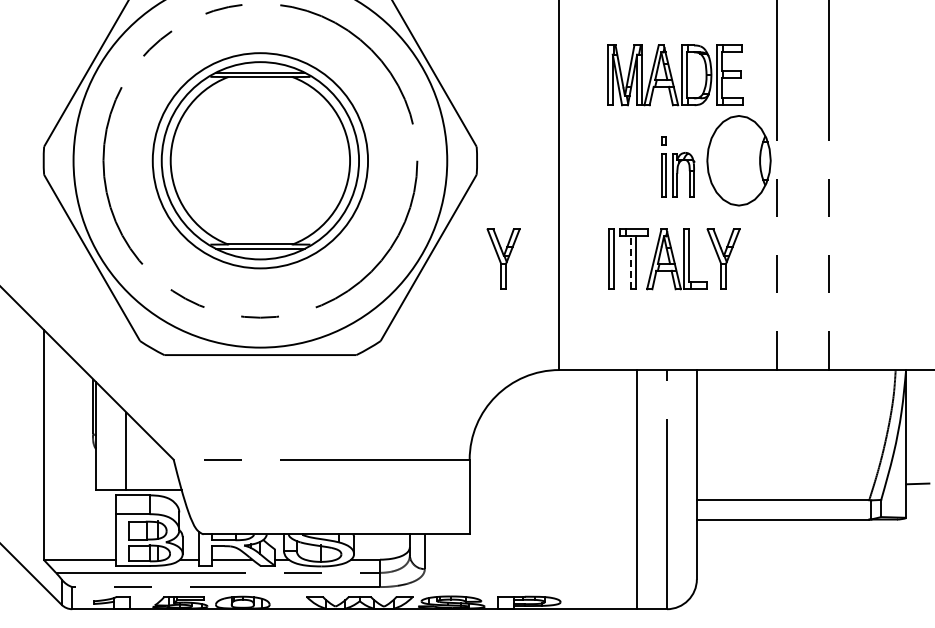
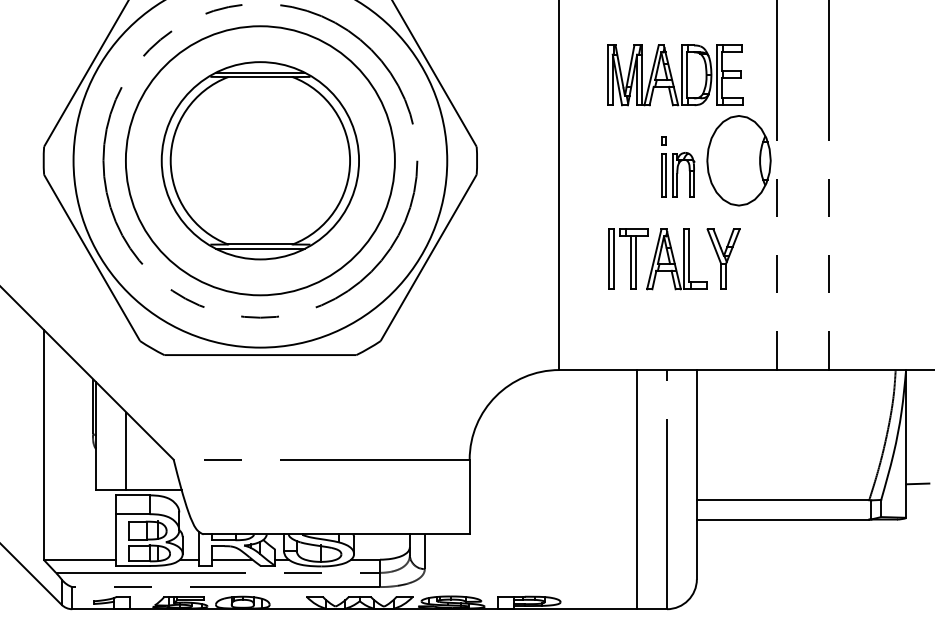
circle diameter: 215 px -> 269 px (259, 160)
part: present -> none (503, 258)
line: dashed -> solid (631, 262)
